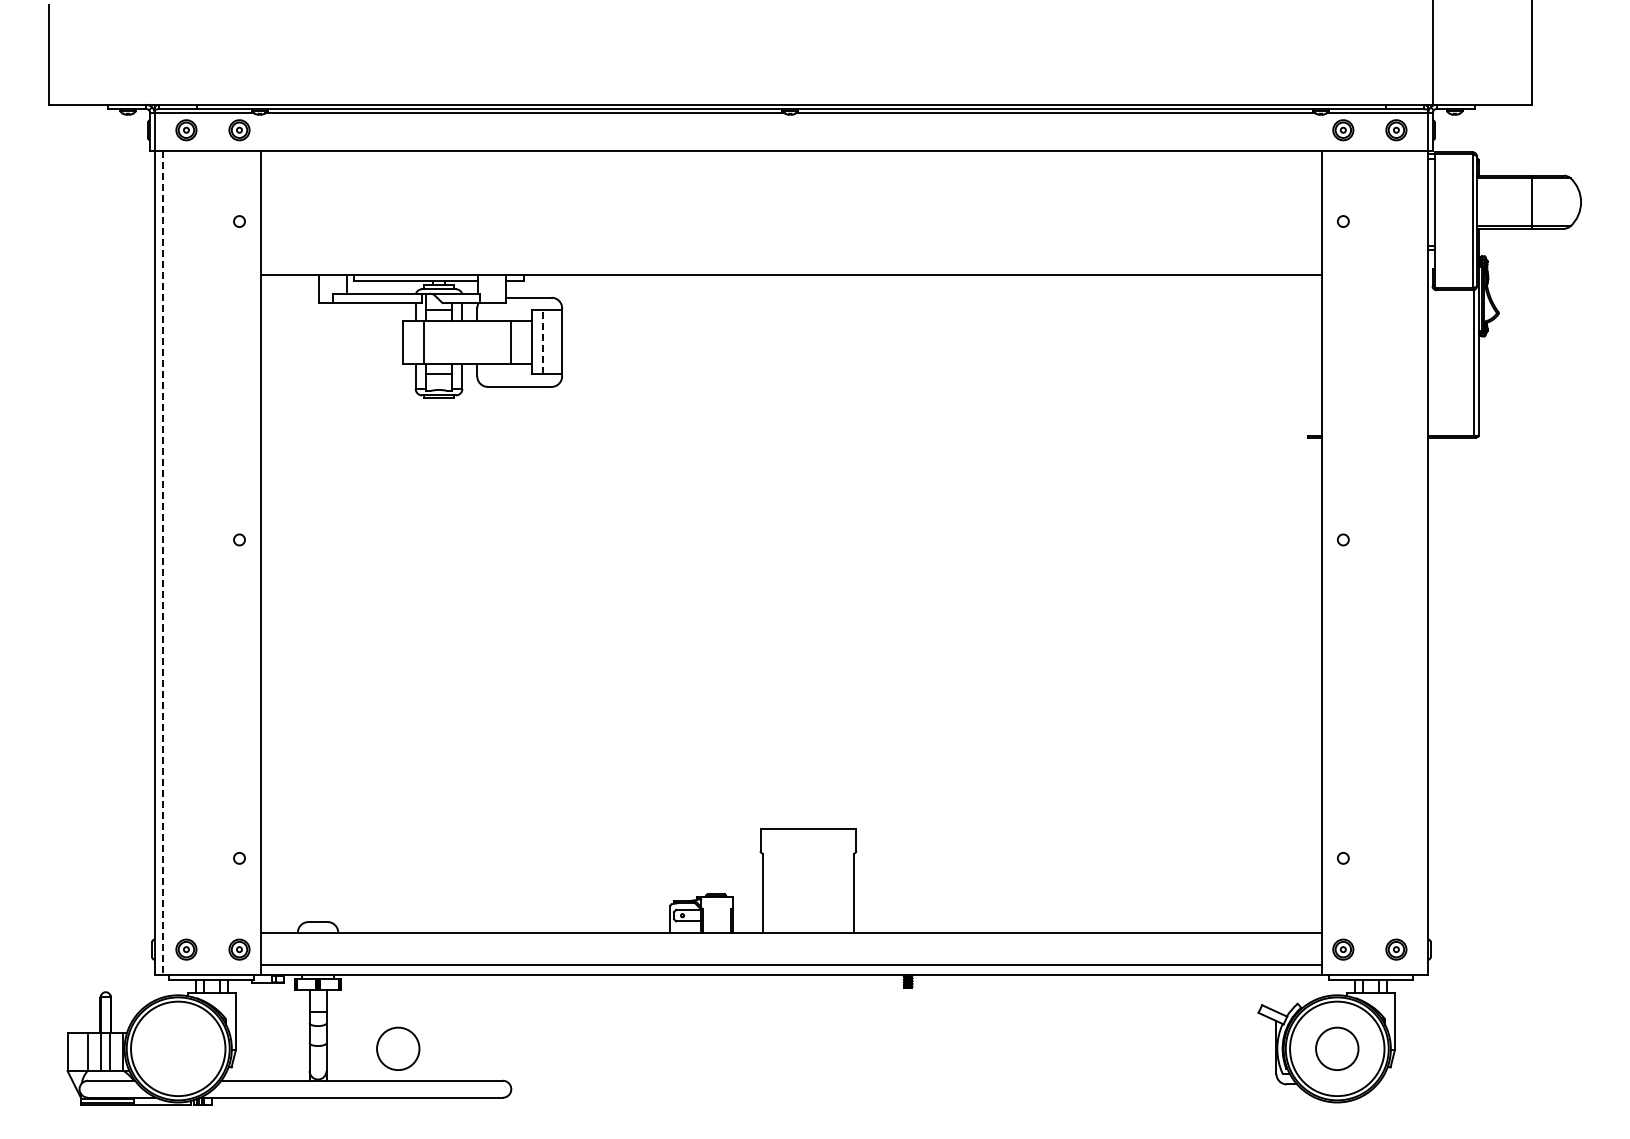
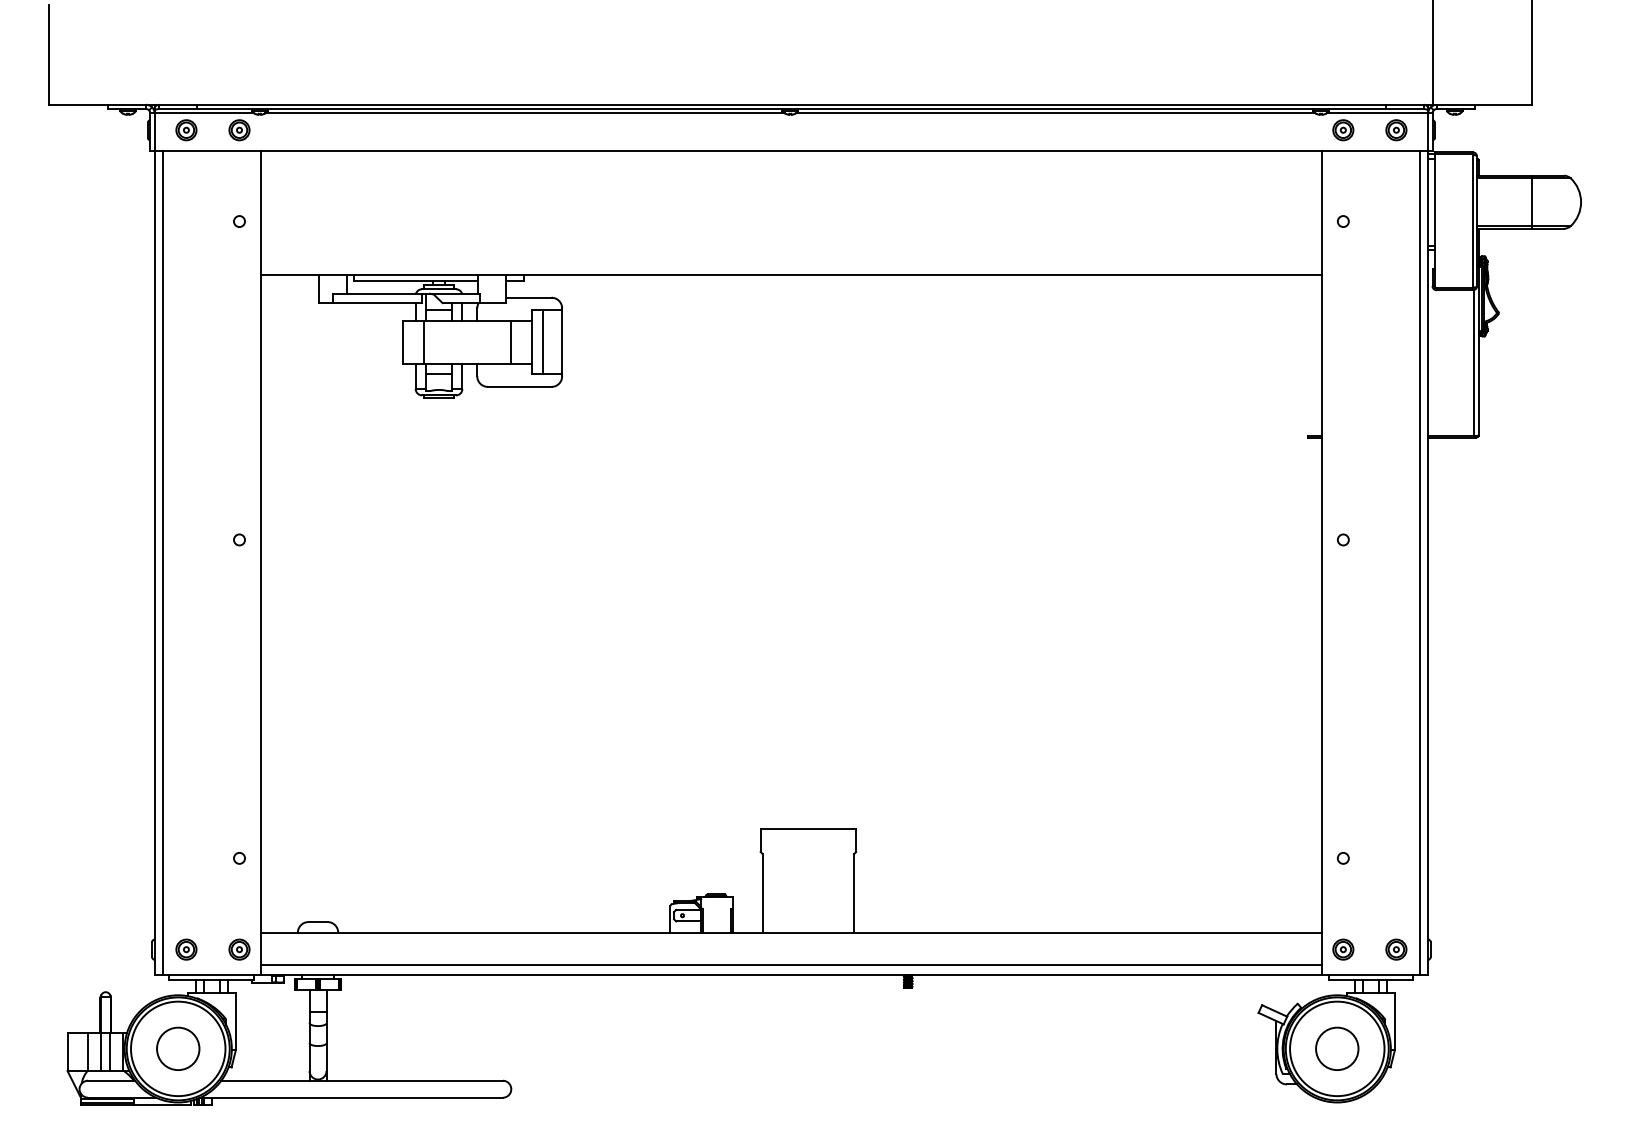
line: dashed -> solid (542, 342)
line: dashed -> solid (163, 563)
line: none -> present (1419, 563)
circle position: (398, 1048) -> (178, 1048) (178, 1048)
